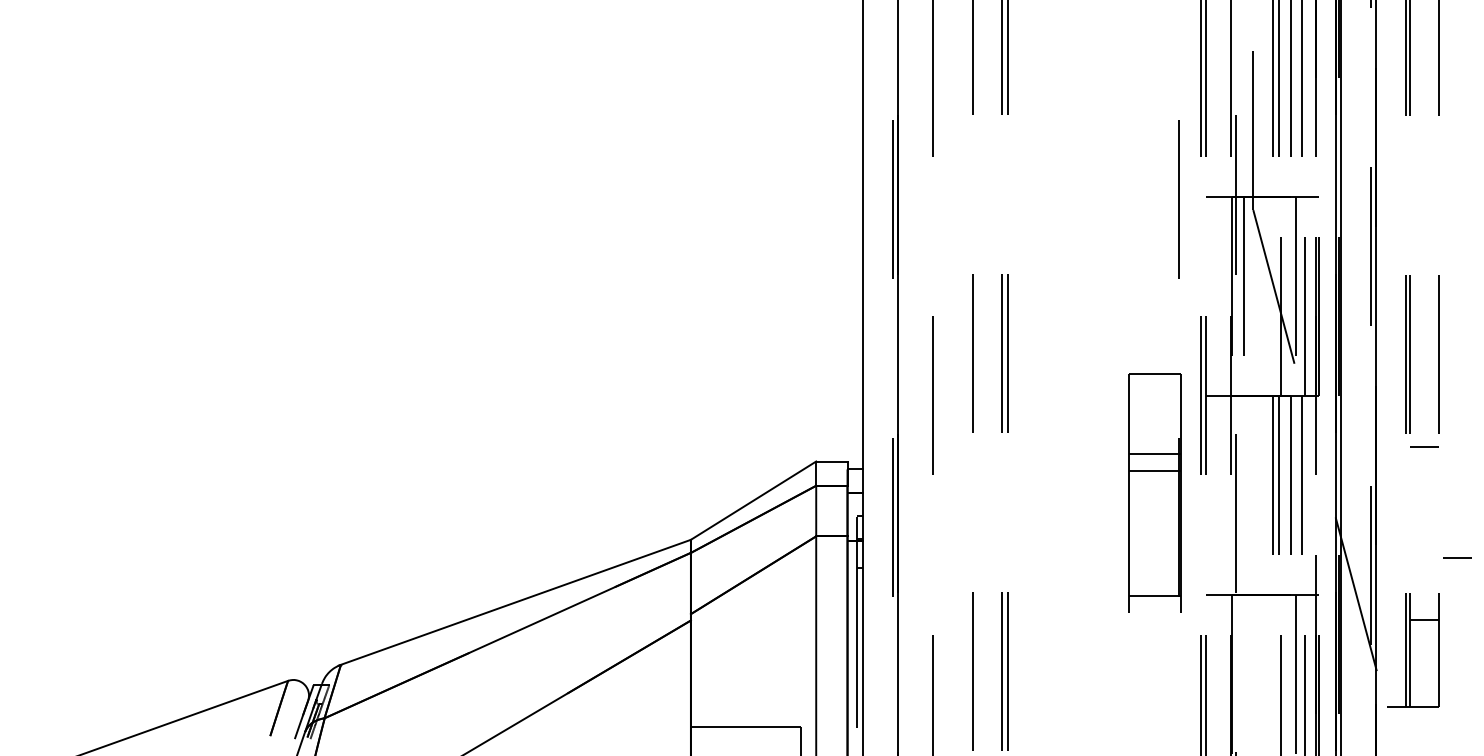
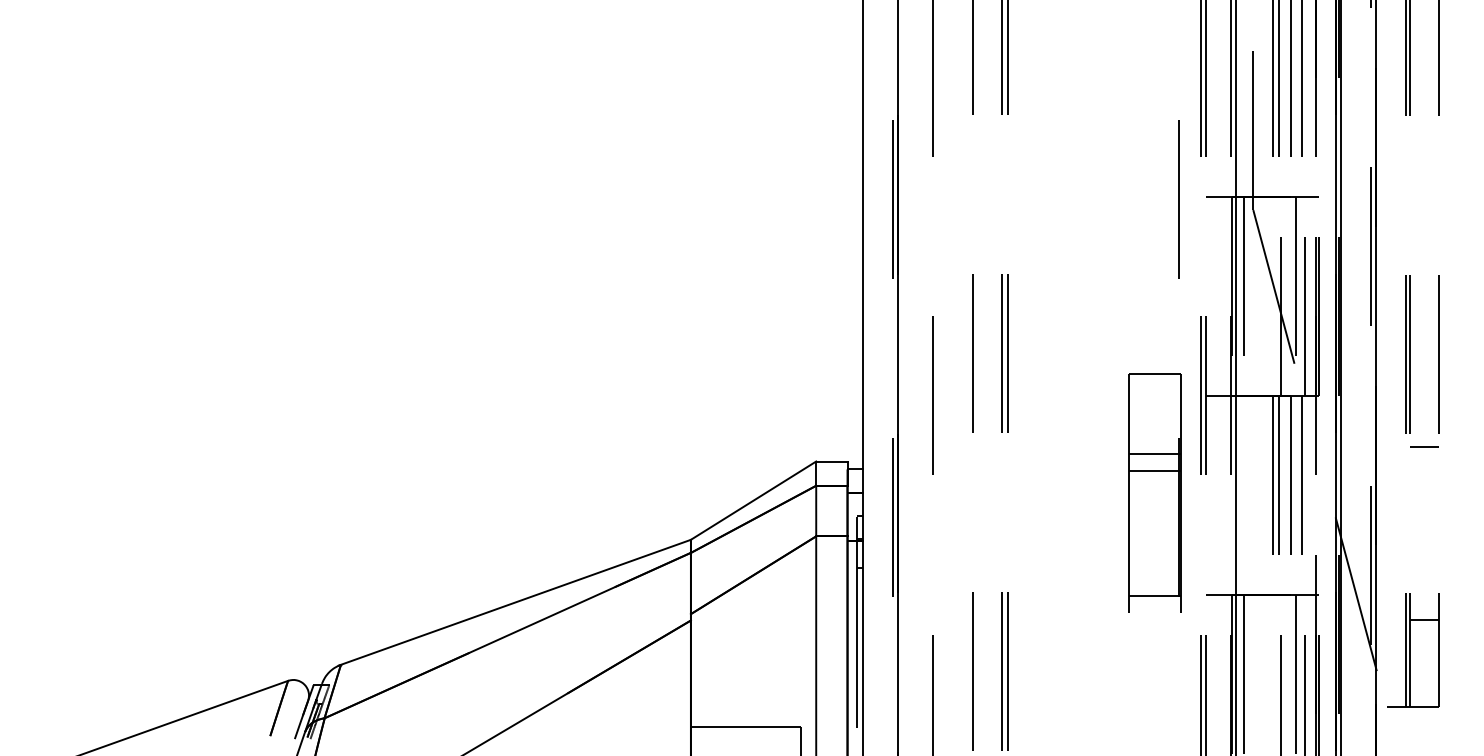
line: dashed -> solid (1236, 378)
line: present -> none (1457, 557)
line: none -> present (1243, 673)
